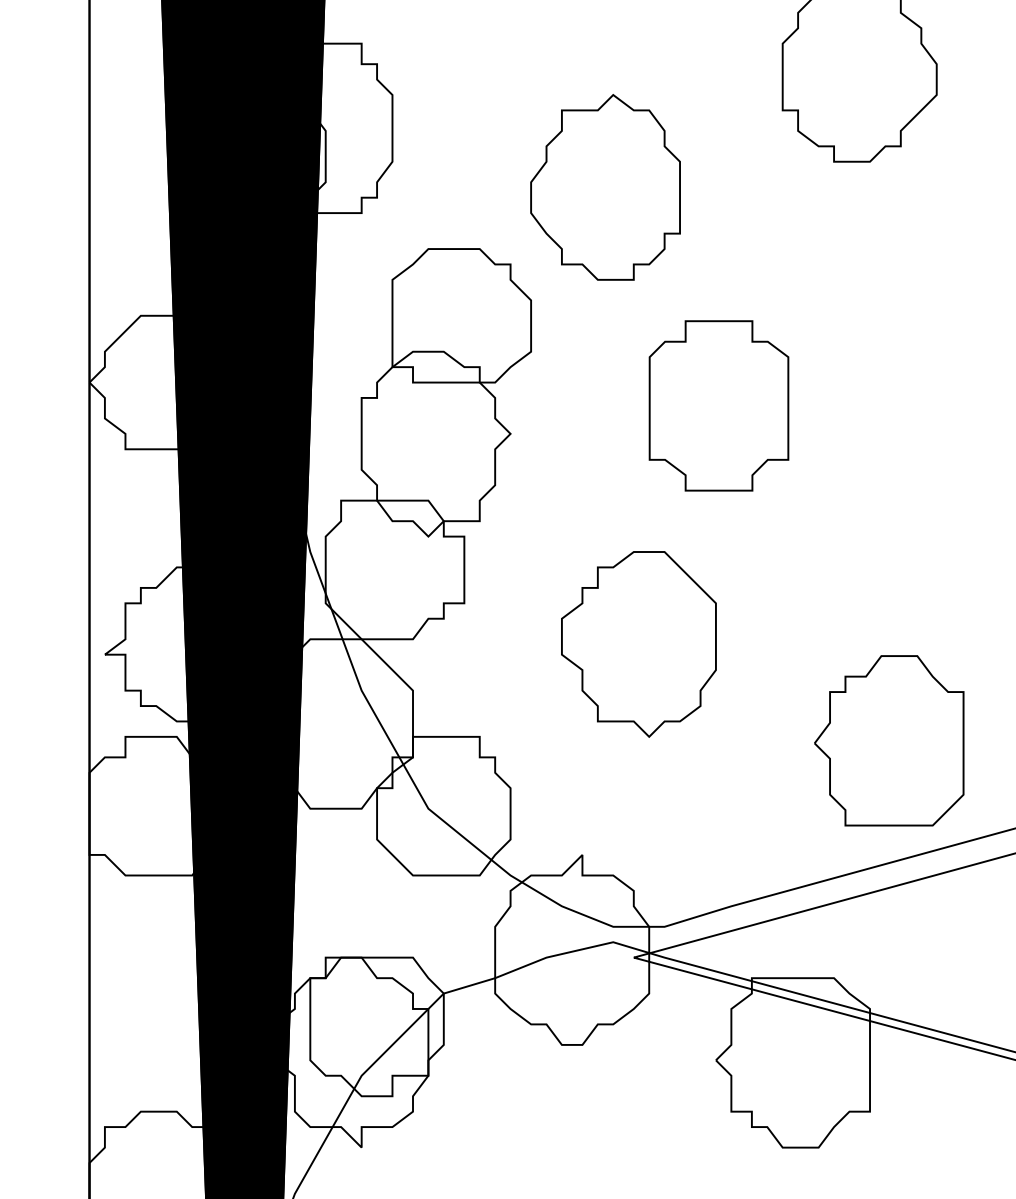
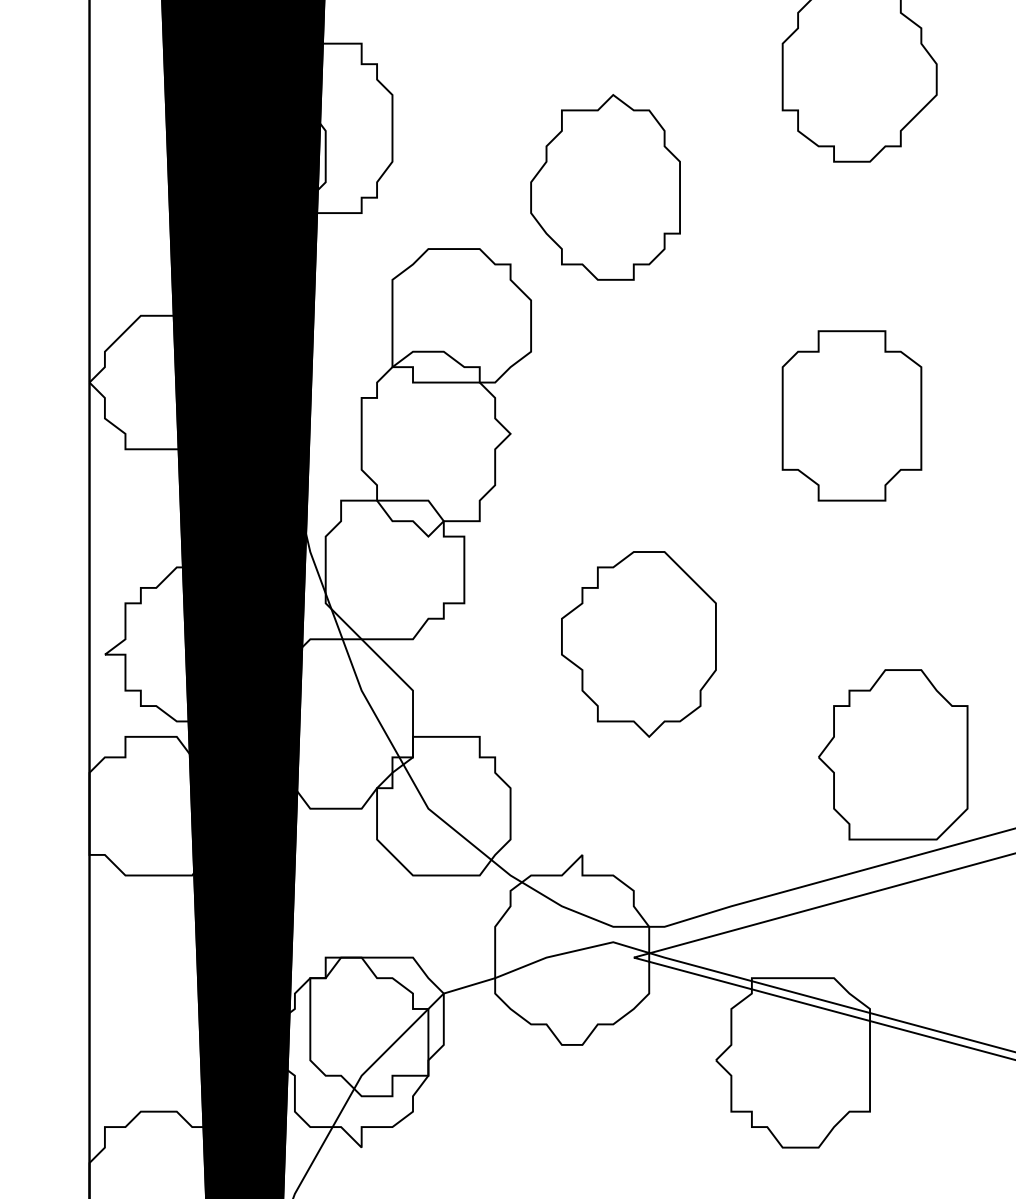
part position: (718, 405) -> (851, 415) (851, 415)
part position: (889, 740) -> (893, 754) (893, 754)
